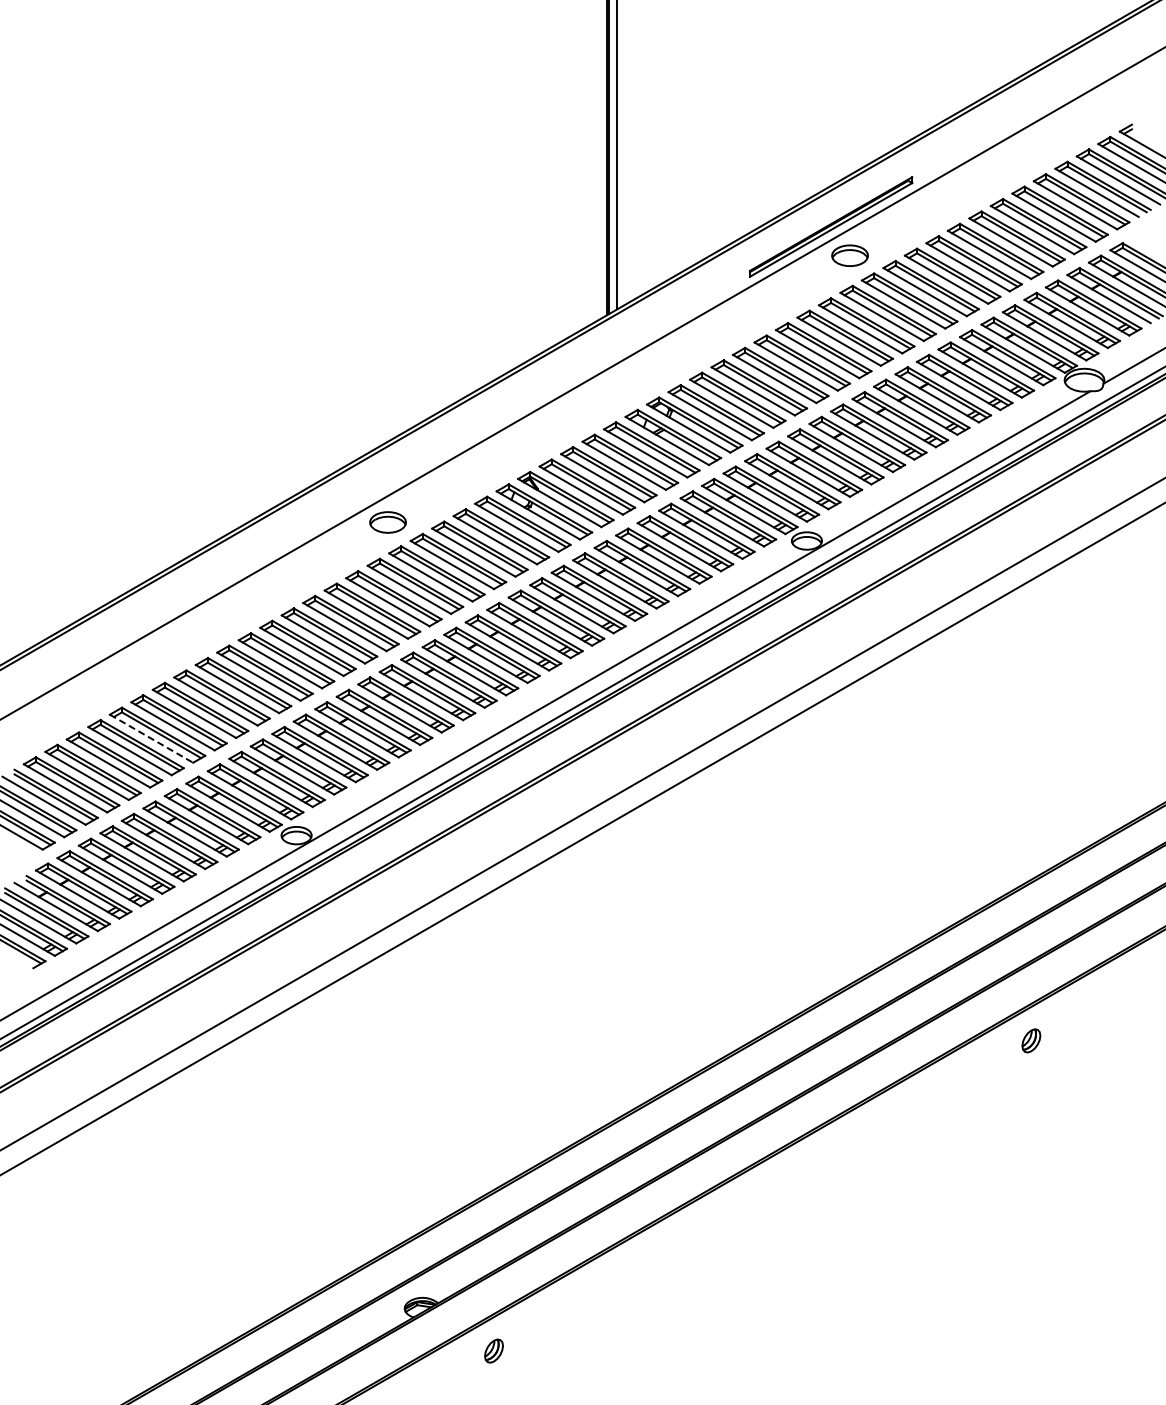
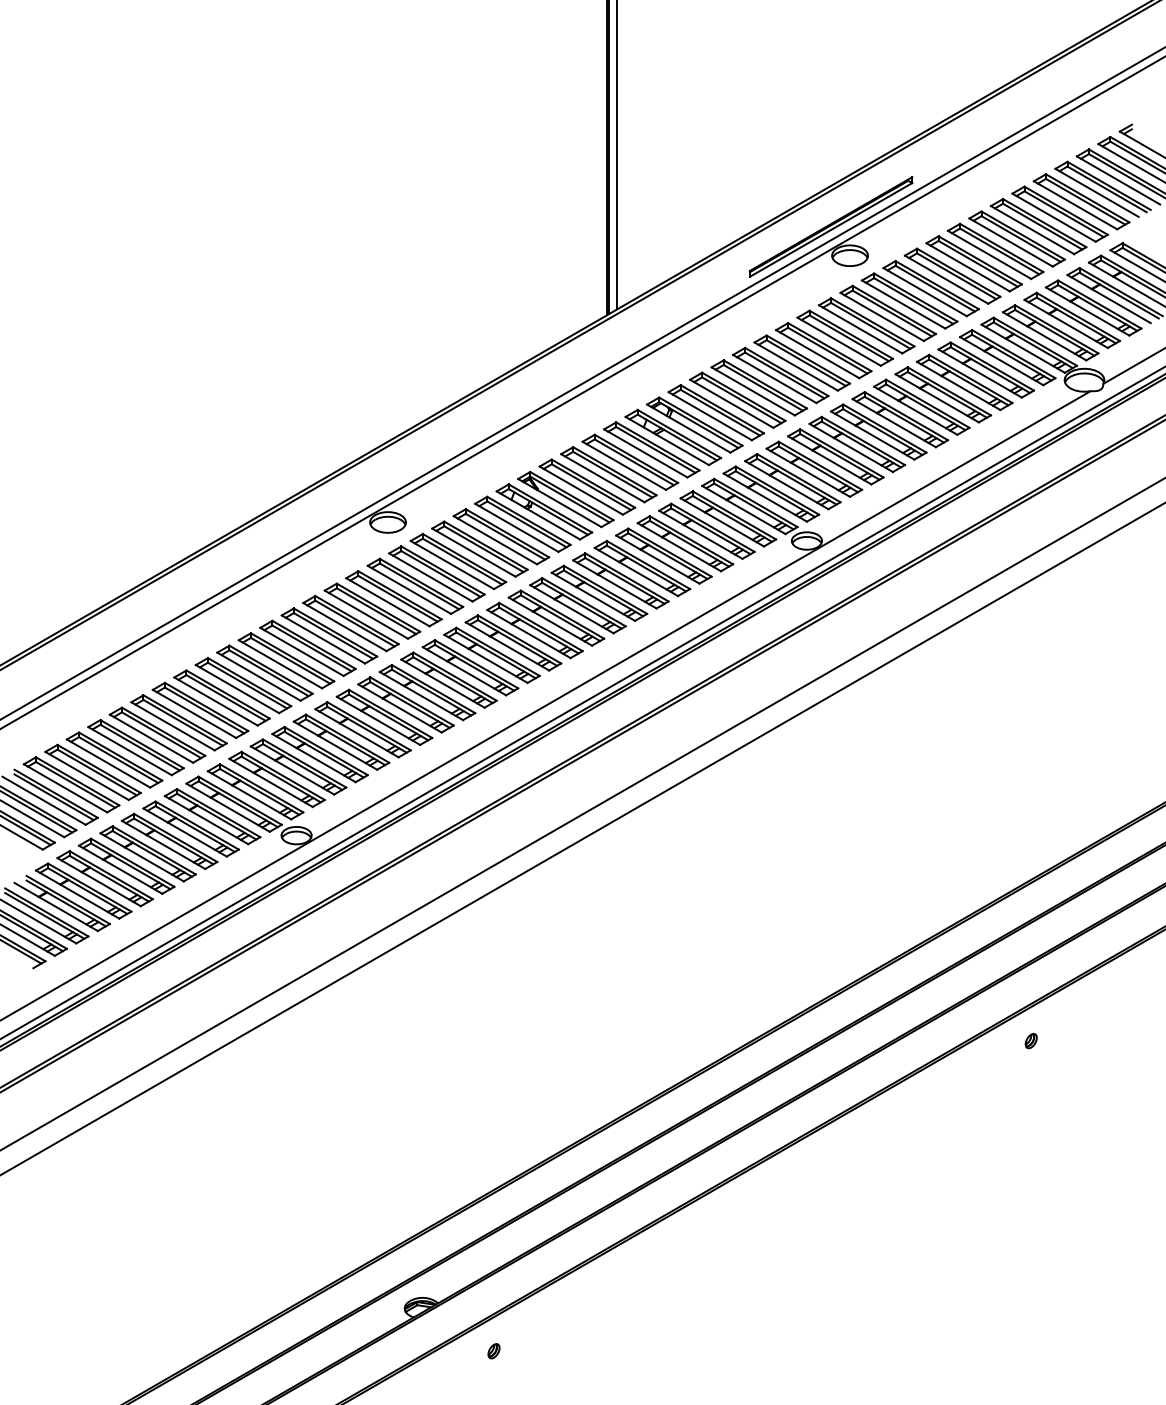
line: none -> present (582, 392)
line: dashed -> solid (151, 738)
part size: 21x26 px -> 14x17 px (1030, 1041)
part size: 20x26 px -> 14x17 px (493, 1351)
